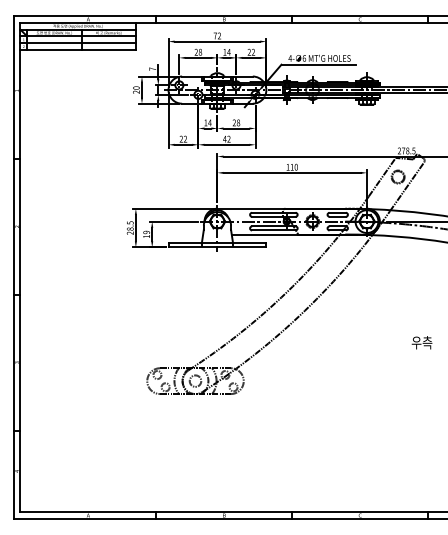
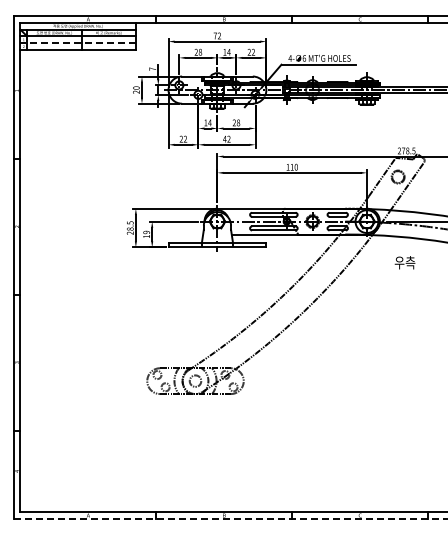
line: solid -> dashed (78, 43)
text position: (421, 342) -> (404, 262) (404, 262)
line: solid -> dashed (230, 518)
